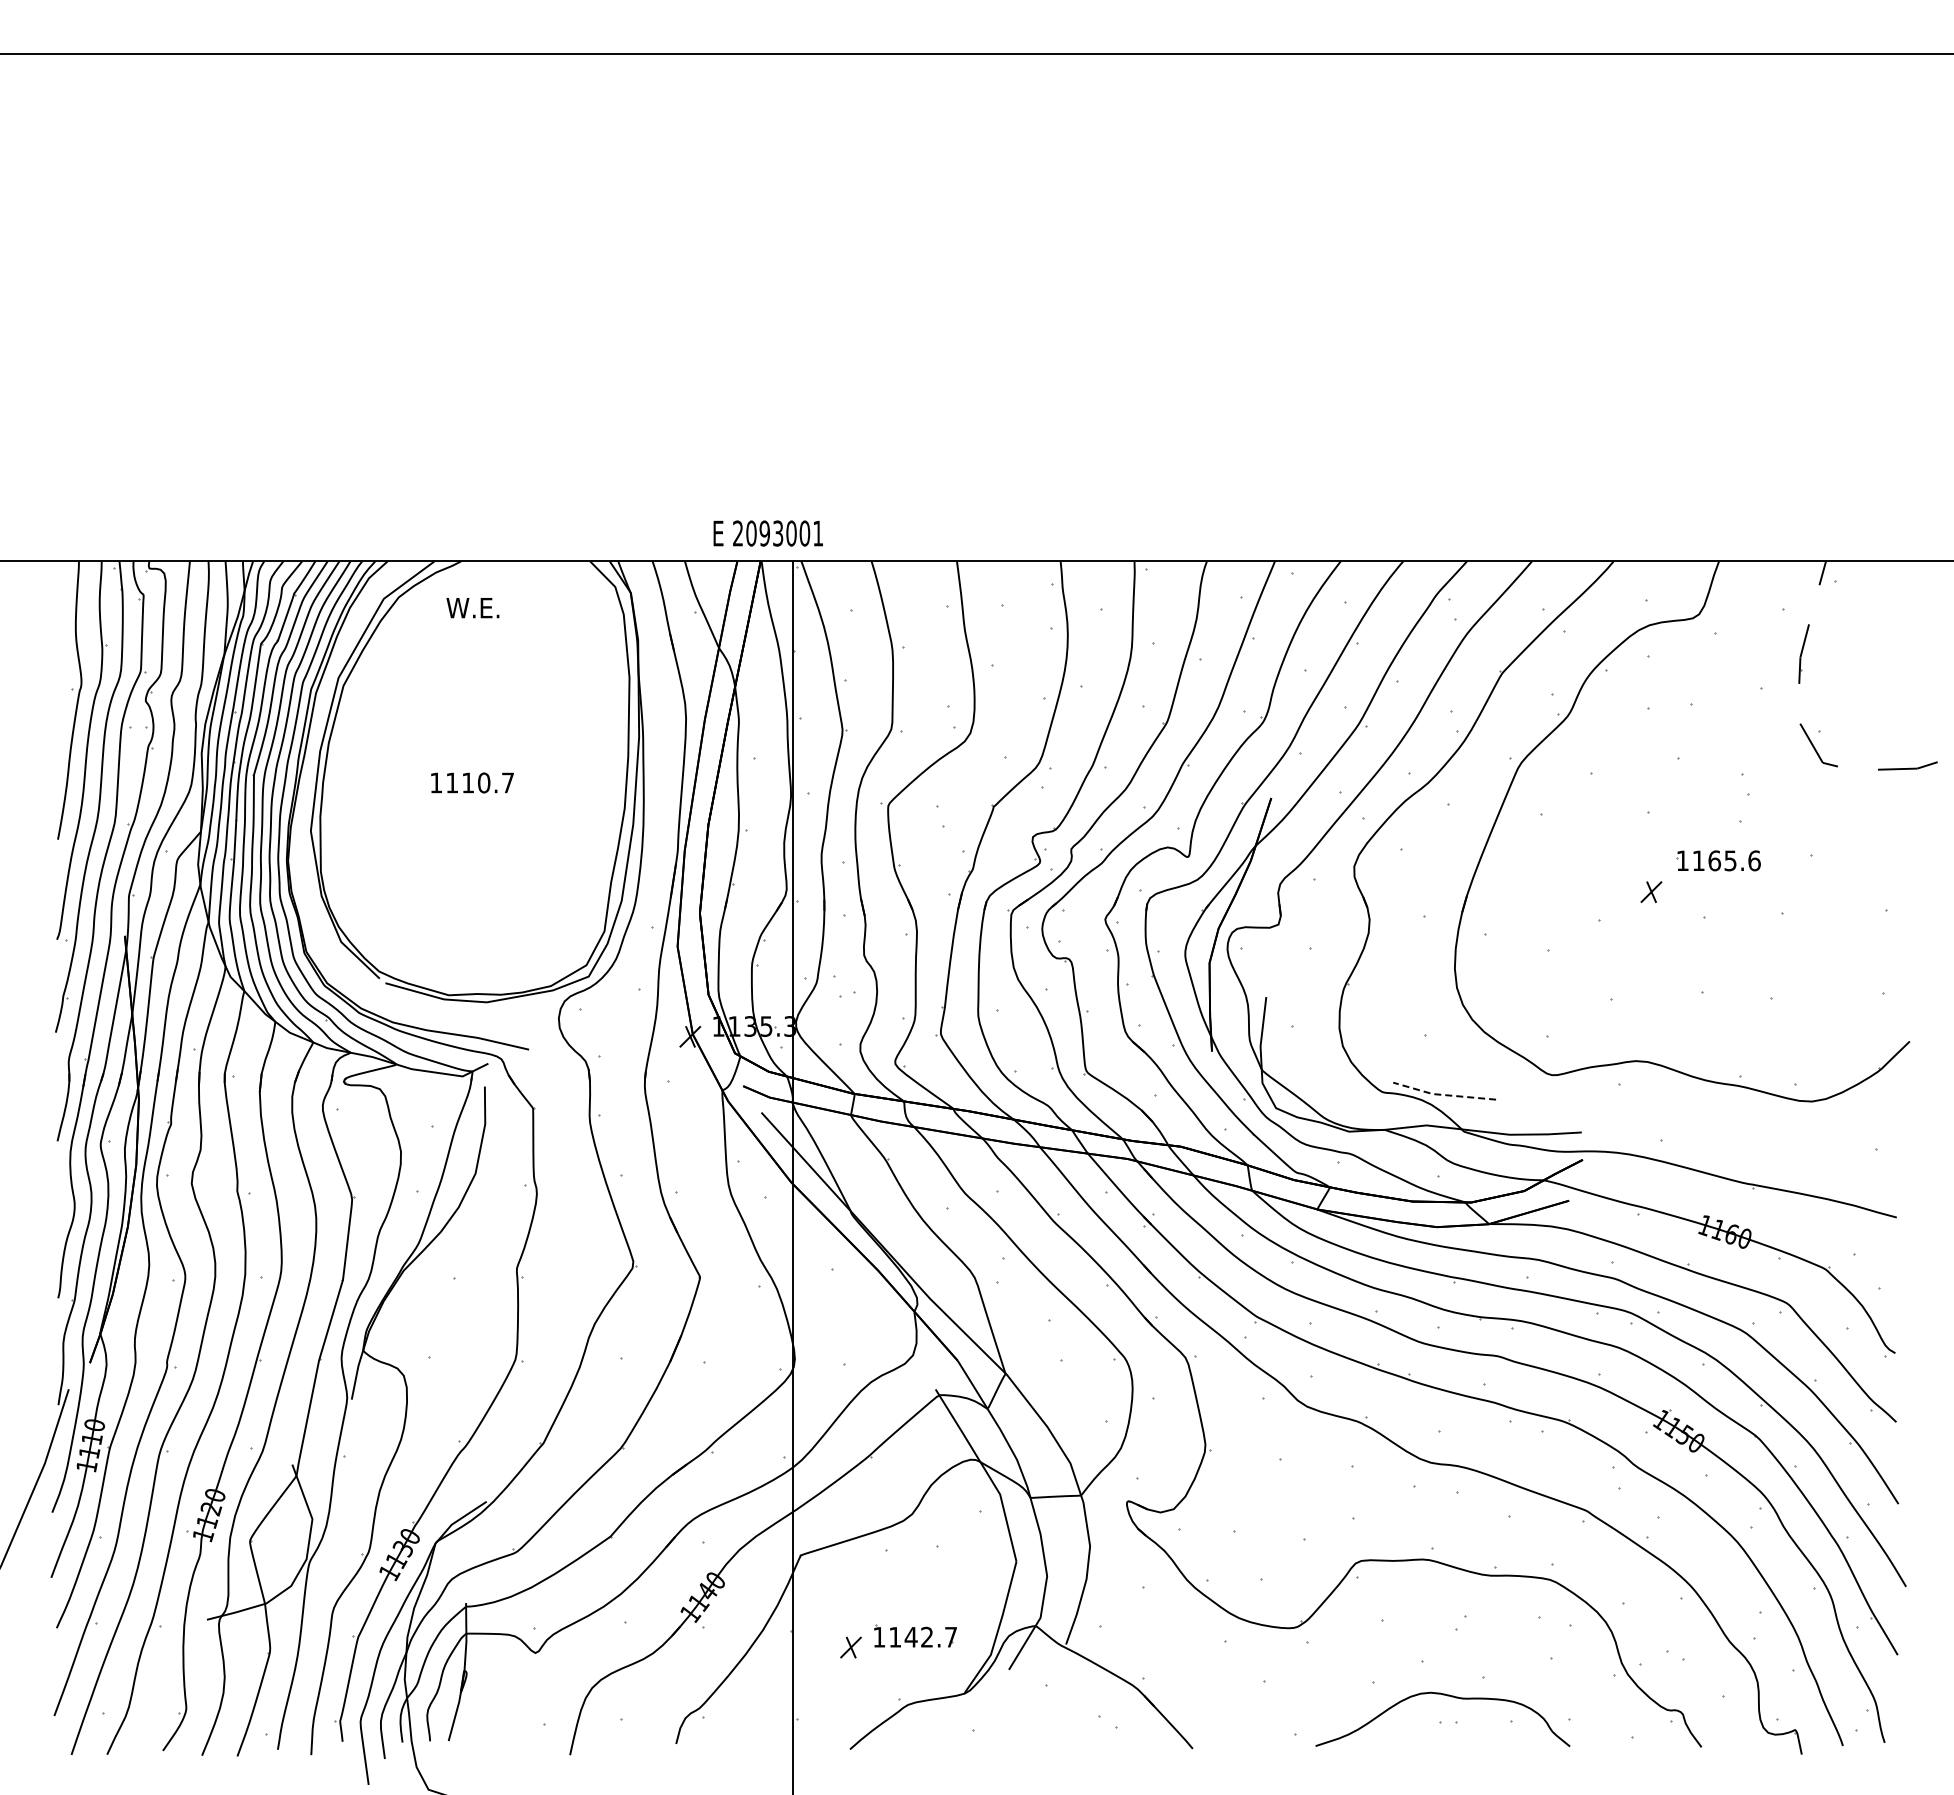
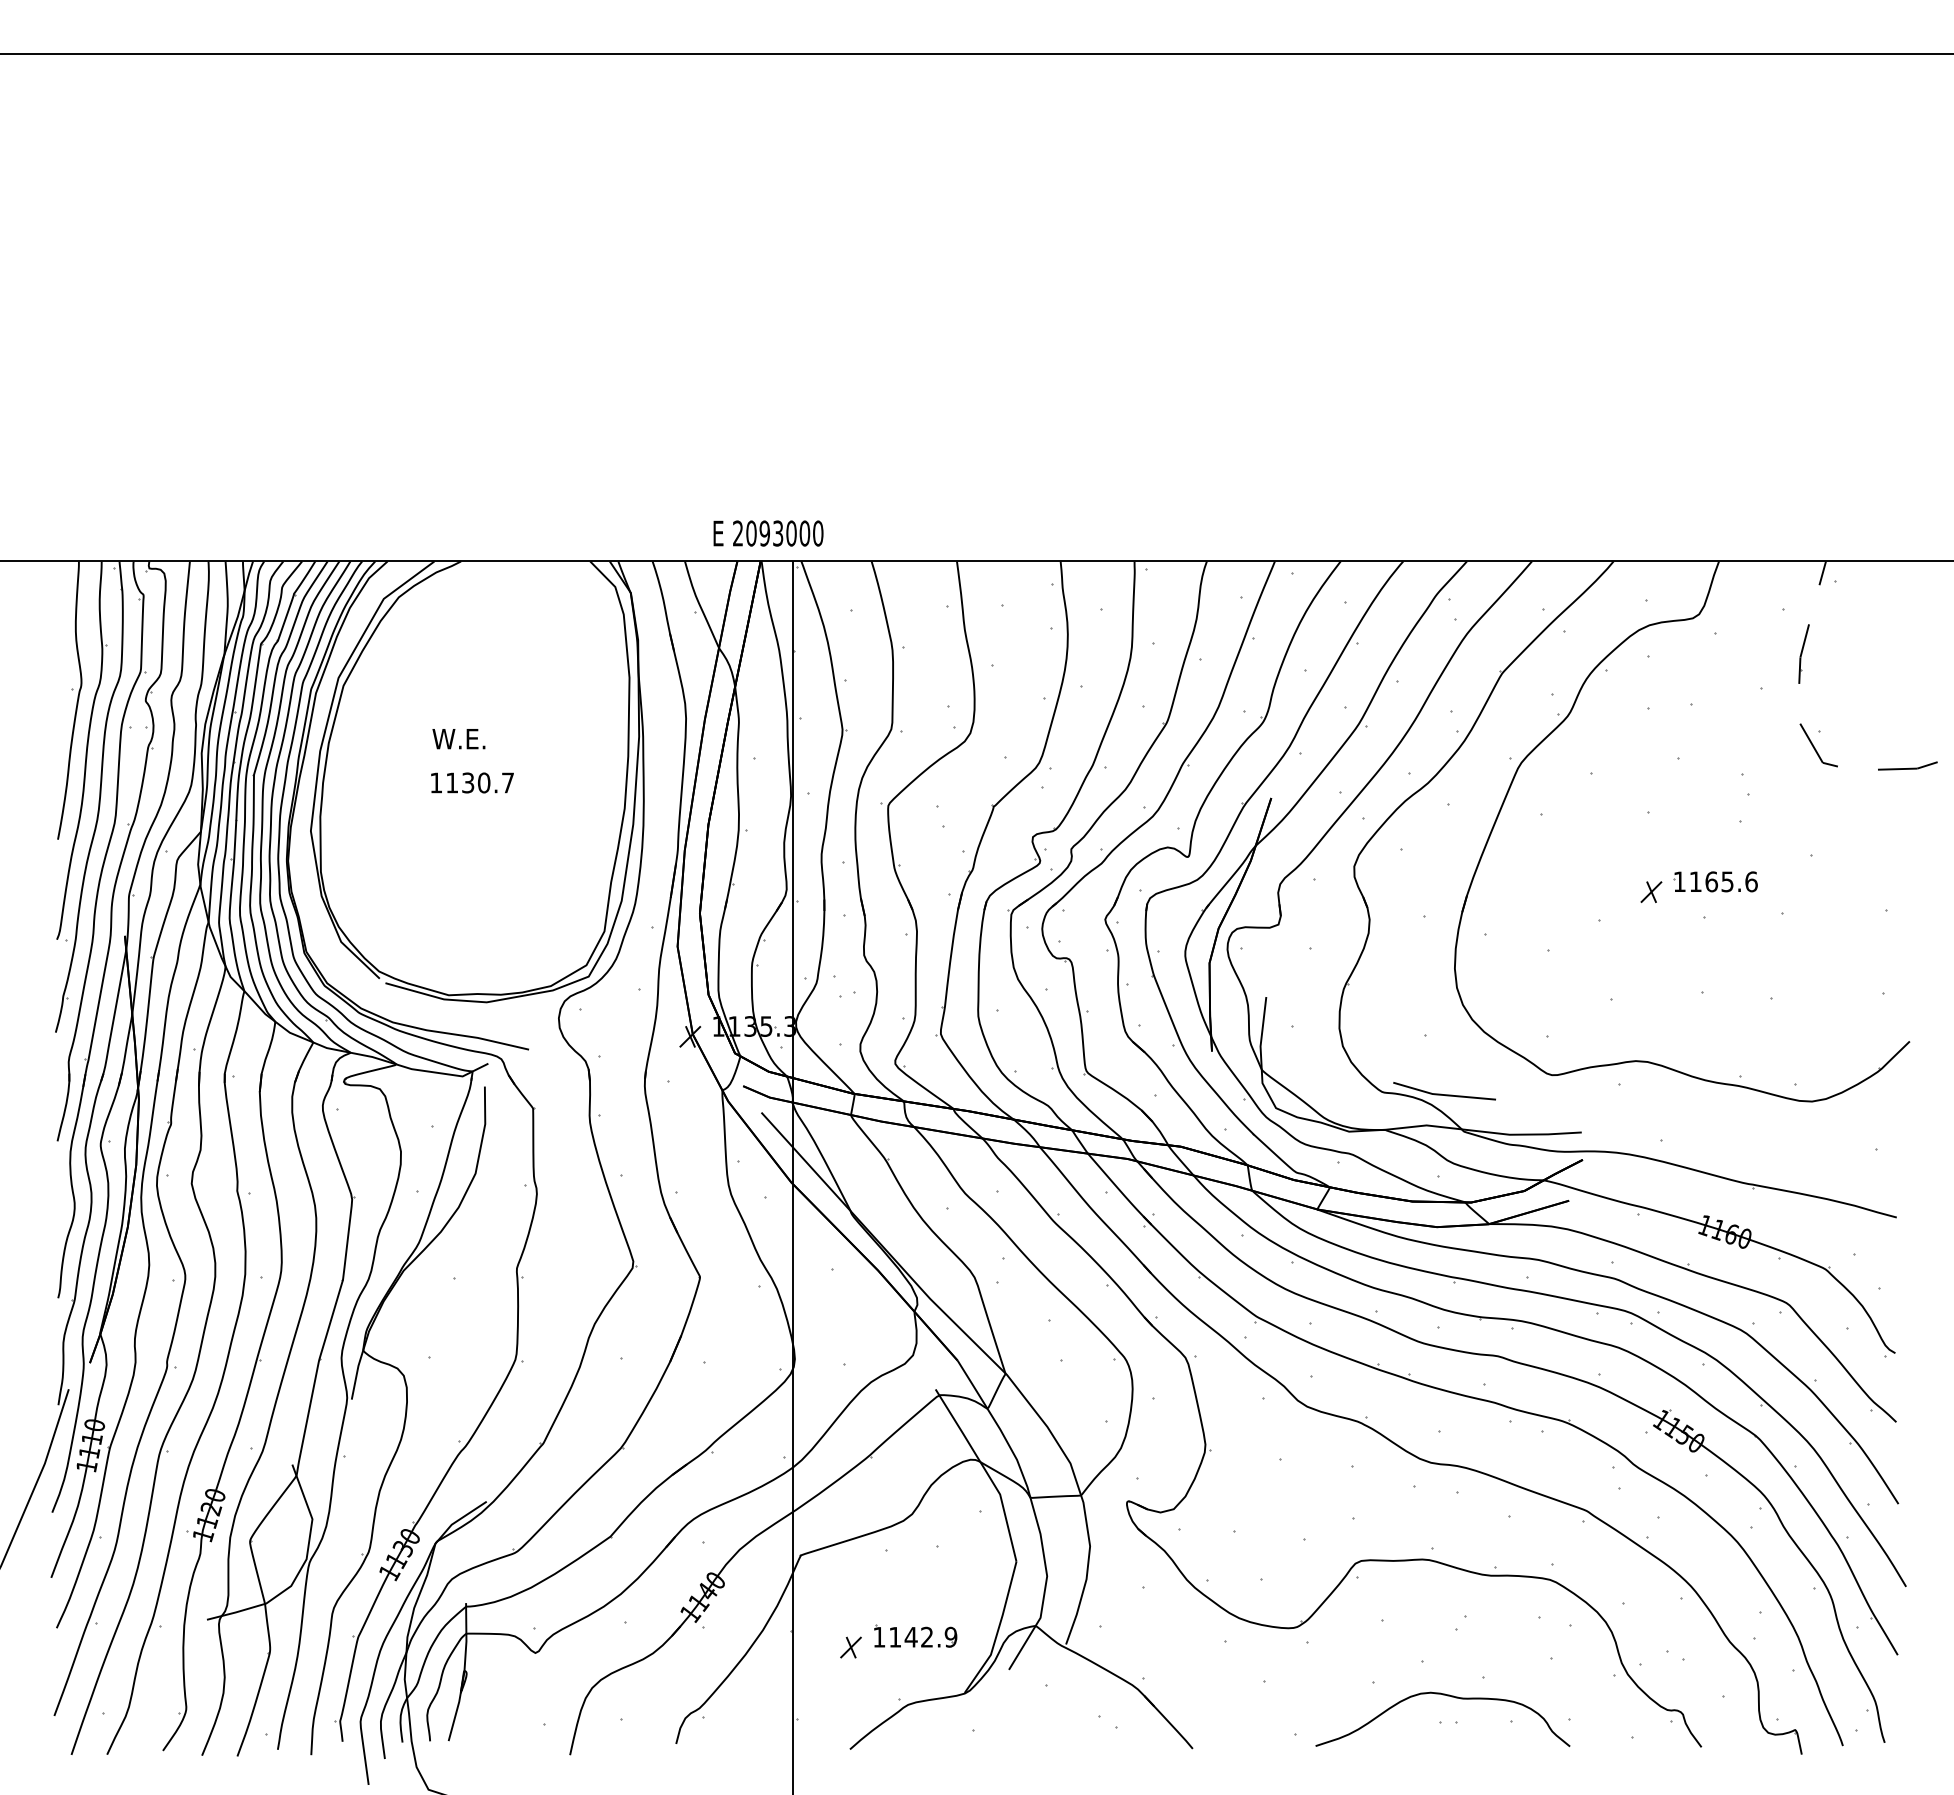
text: 2093001 -> 2093000 (818, 533)
text position: (472, 608) -> (458, 739) (458, 739)
text: 1110.7 -> 1130.7 (468, 782)
part position: (1718, 860) -> (1715, 881) (1715, 881)
line: dashed -> solid (1443, 1094)
text: 1142.7 -> 1142.9 (950, 1636)
